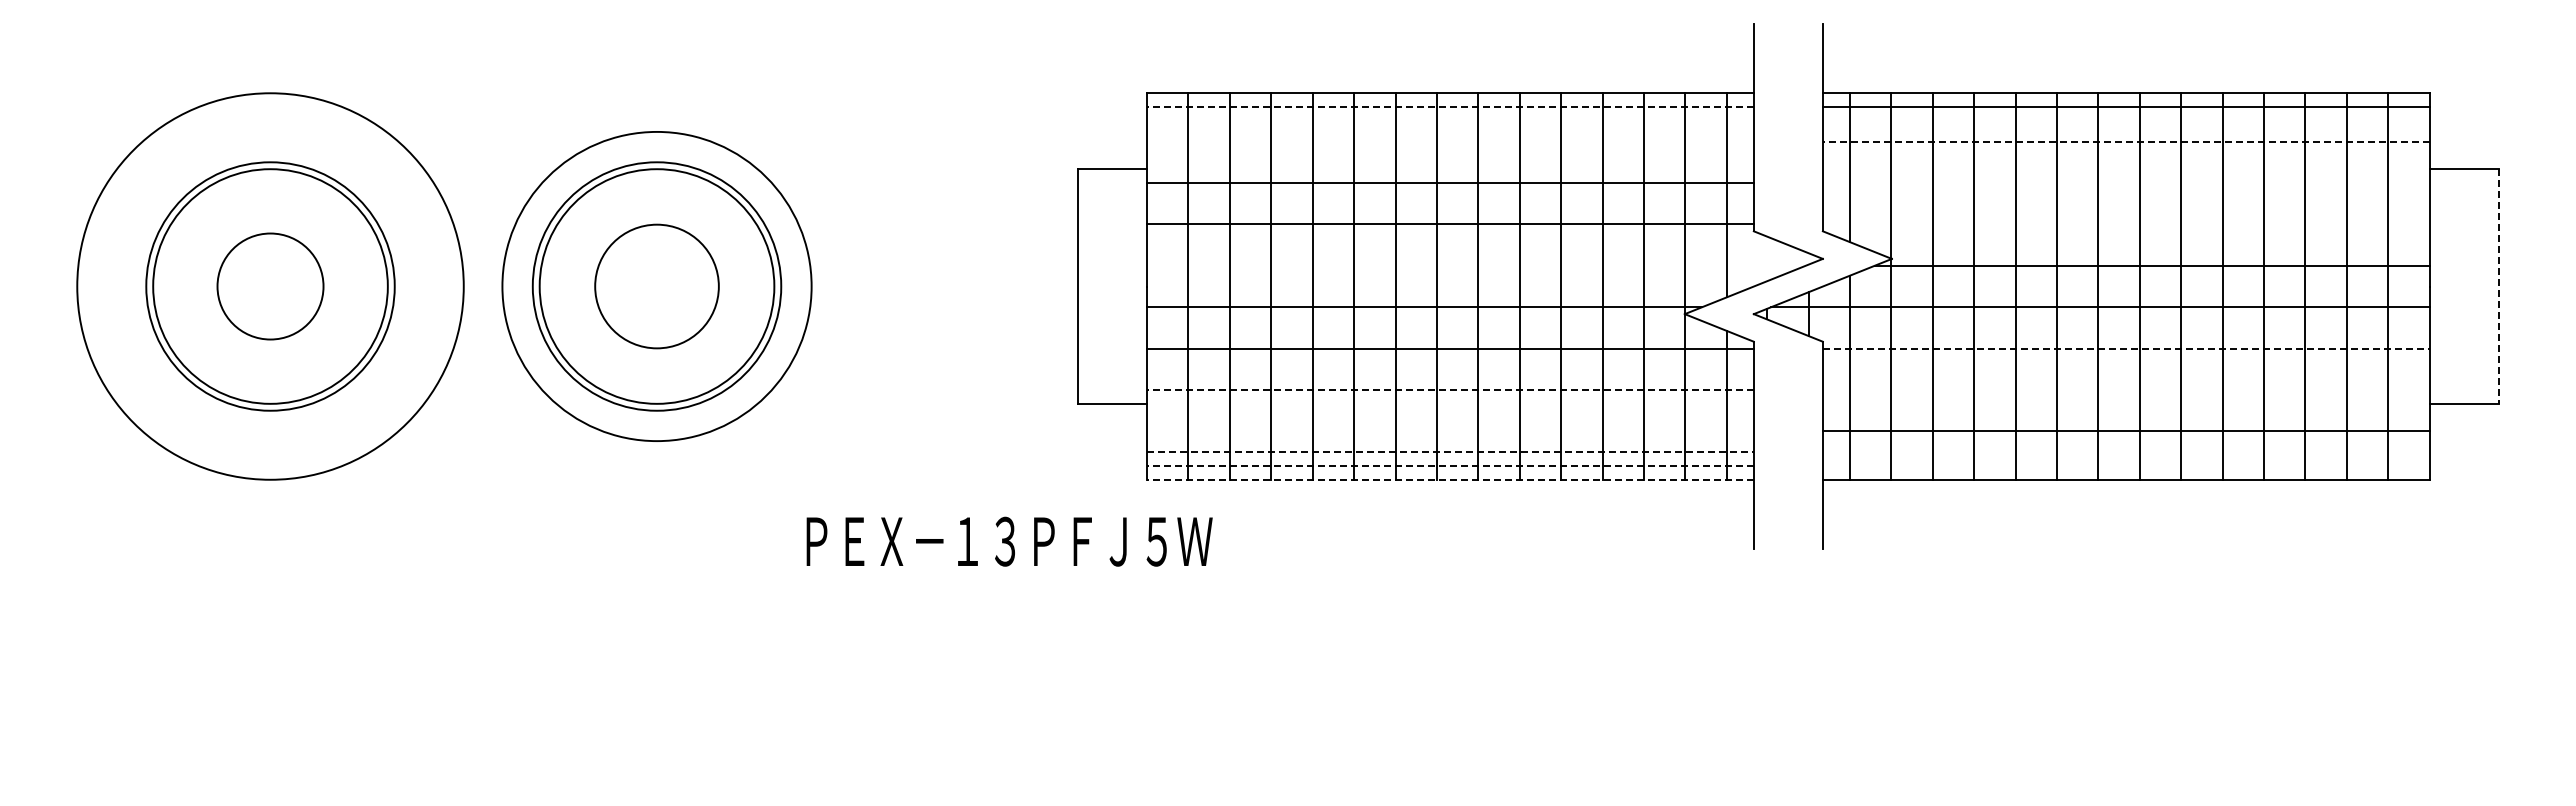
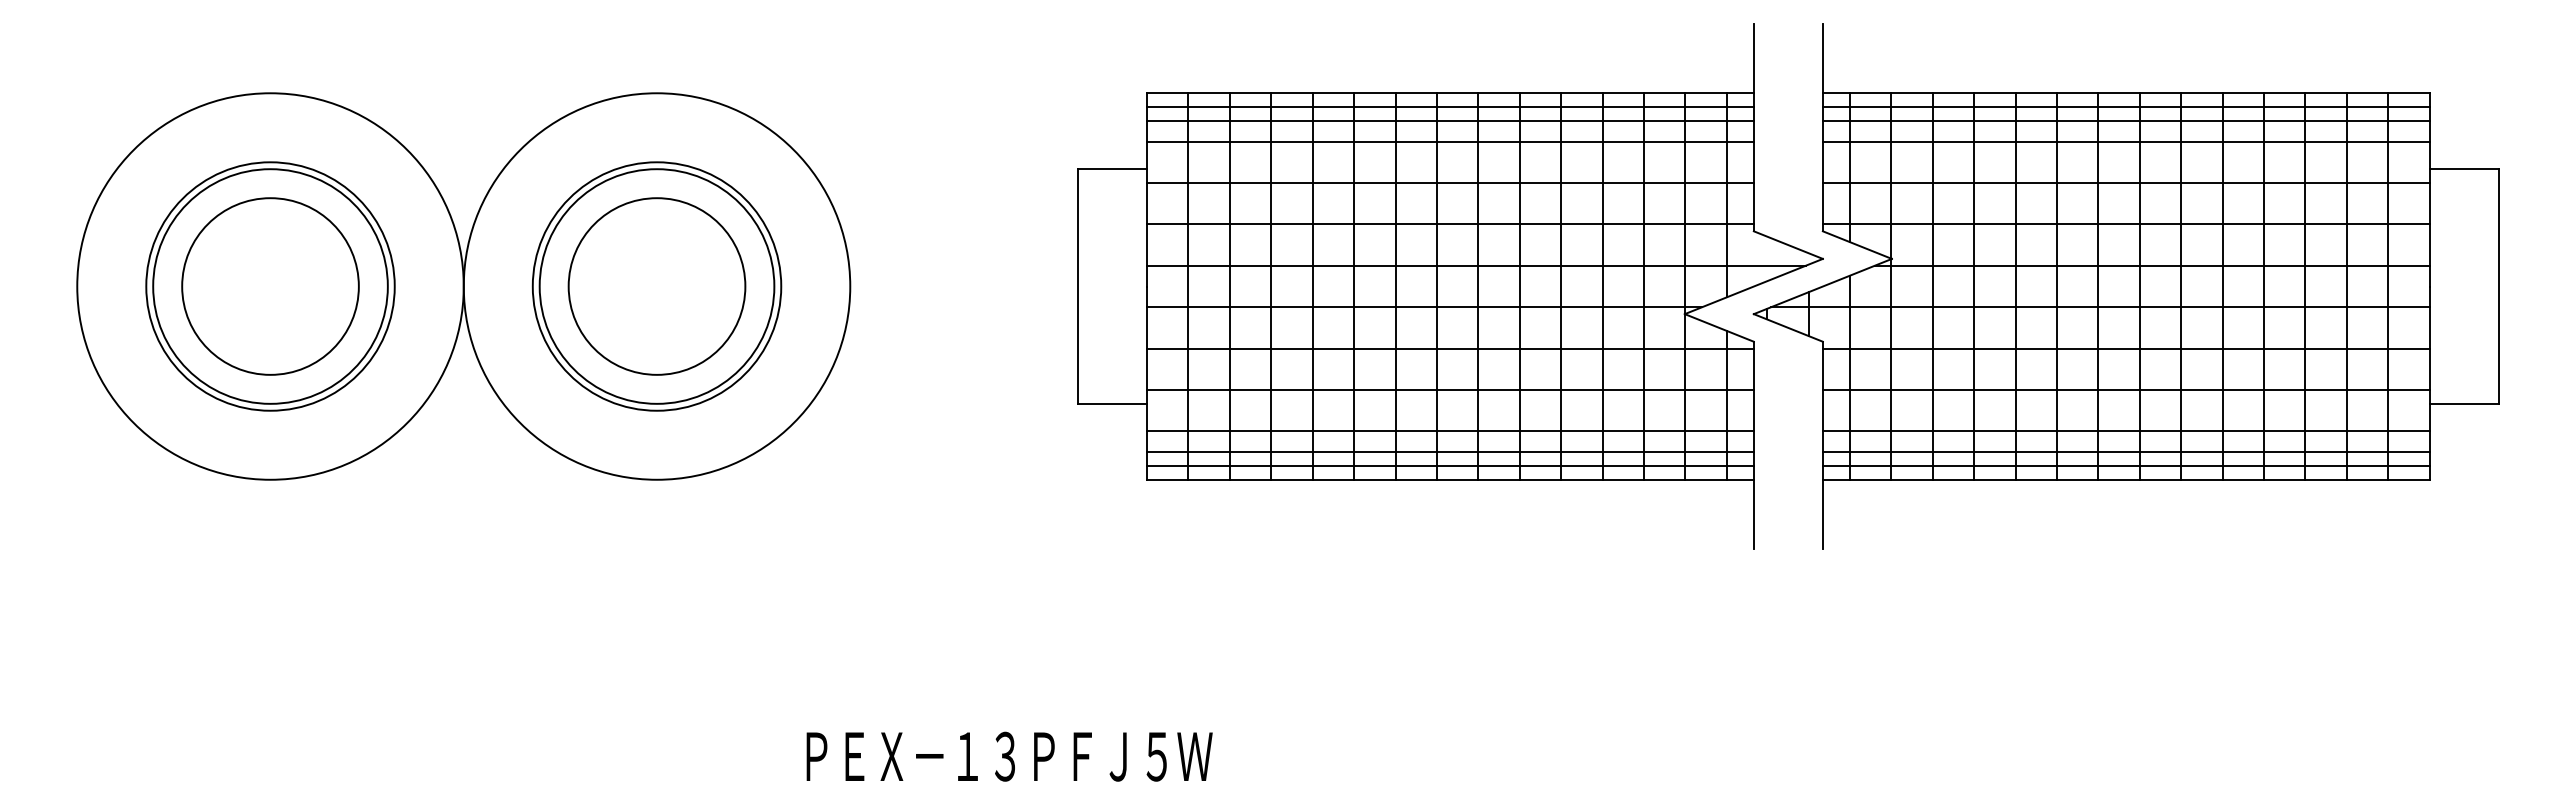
line: dashed -> solid (1449, 107)
line: none -> present (1450, 120)
line: none -> present (2125, 120)
line: none -> present (1450, 141)
line: dashed -> solid (2125, 141)
line: none -> present (2125, 183)
line: none -> present (2125, 224)
line: none -> present (1476, 265)
circle diameter: 106 px -> 177 px (270, 286)
circle diameter: 124 px -> 177 px (656, 286)
circle diameter: 309 px -> 387 px (656, 286)
line: dashed -> solid (2498, 287)
line: dashed -> solid (2126, 348)
line: dashed -> solid (1449, 390)
line: none -> present (2125, 390)
line: none -> present (1450, 431)
line: dashed -> solid (1450, 452)
line: none -> present (2125, 452)
line: dashed -> solid (1449, 465)
line: none -> present (2125, 465)
line: dashed -> solid (1449, 479)
text position: (1009, 541) -> (1009, 756) (1009, 756)
